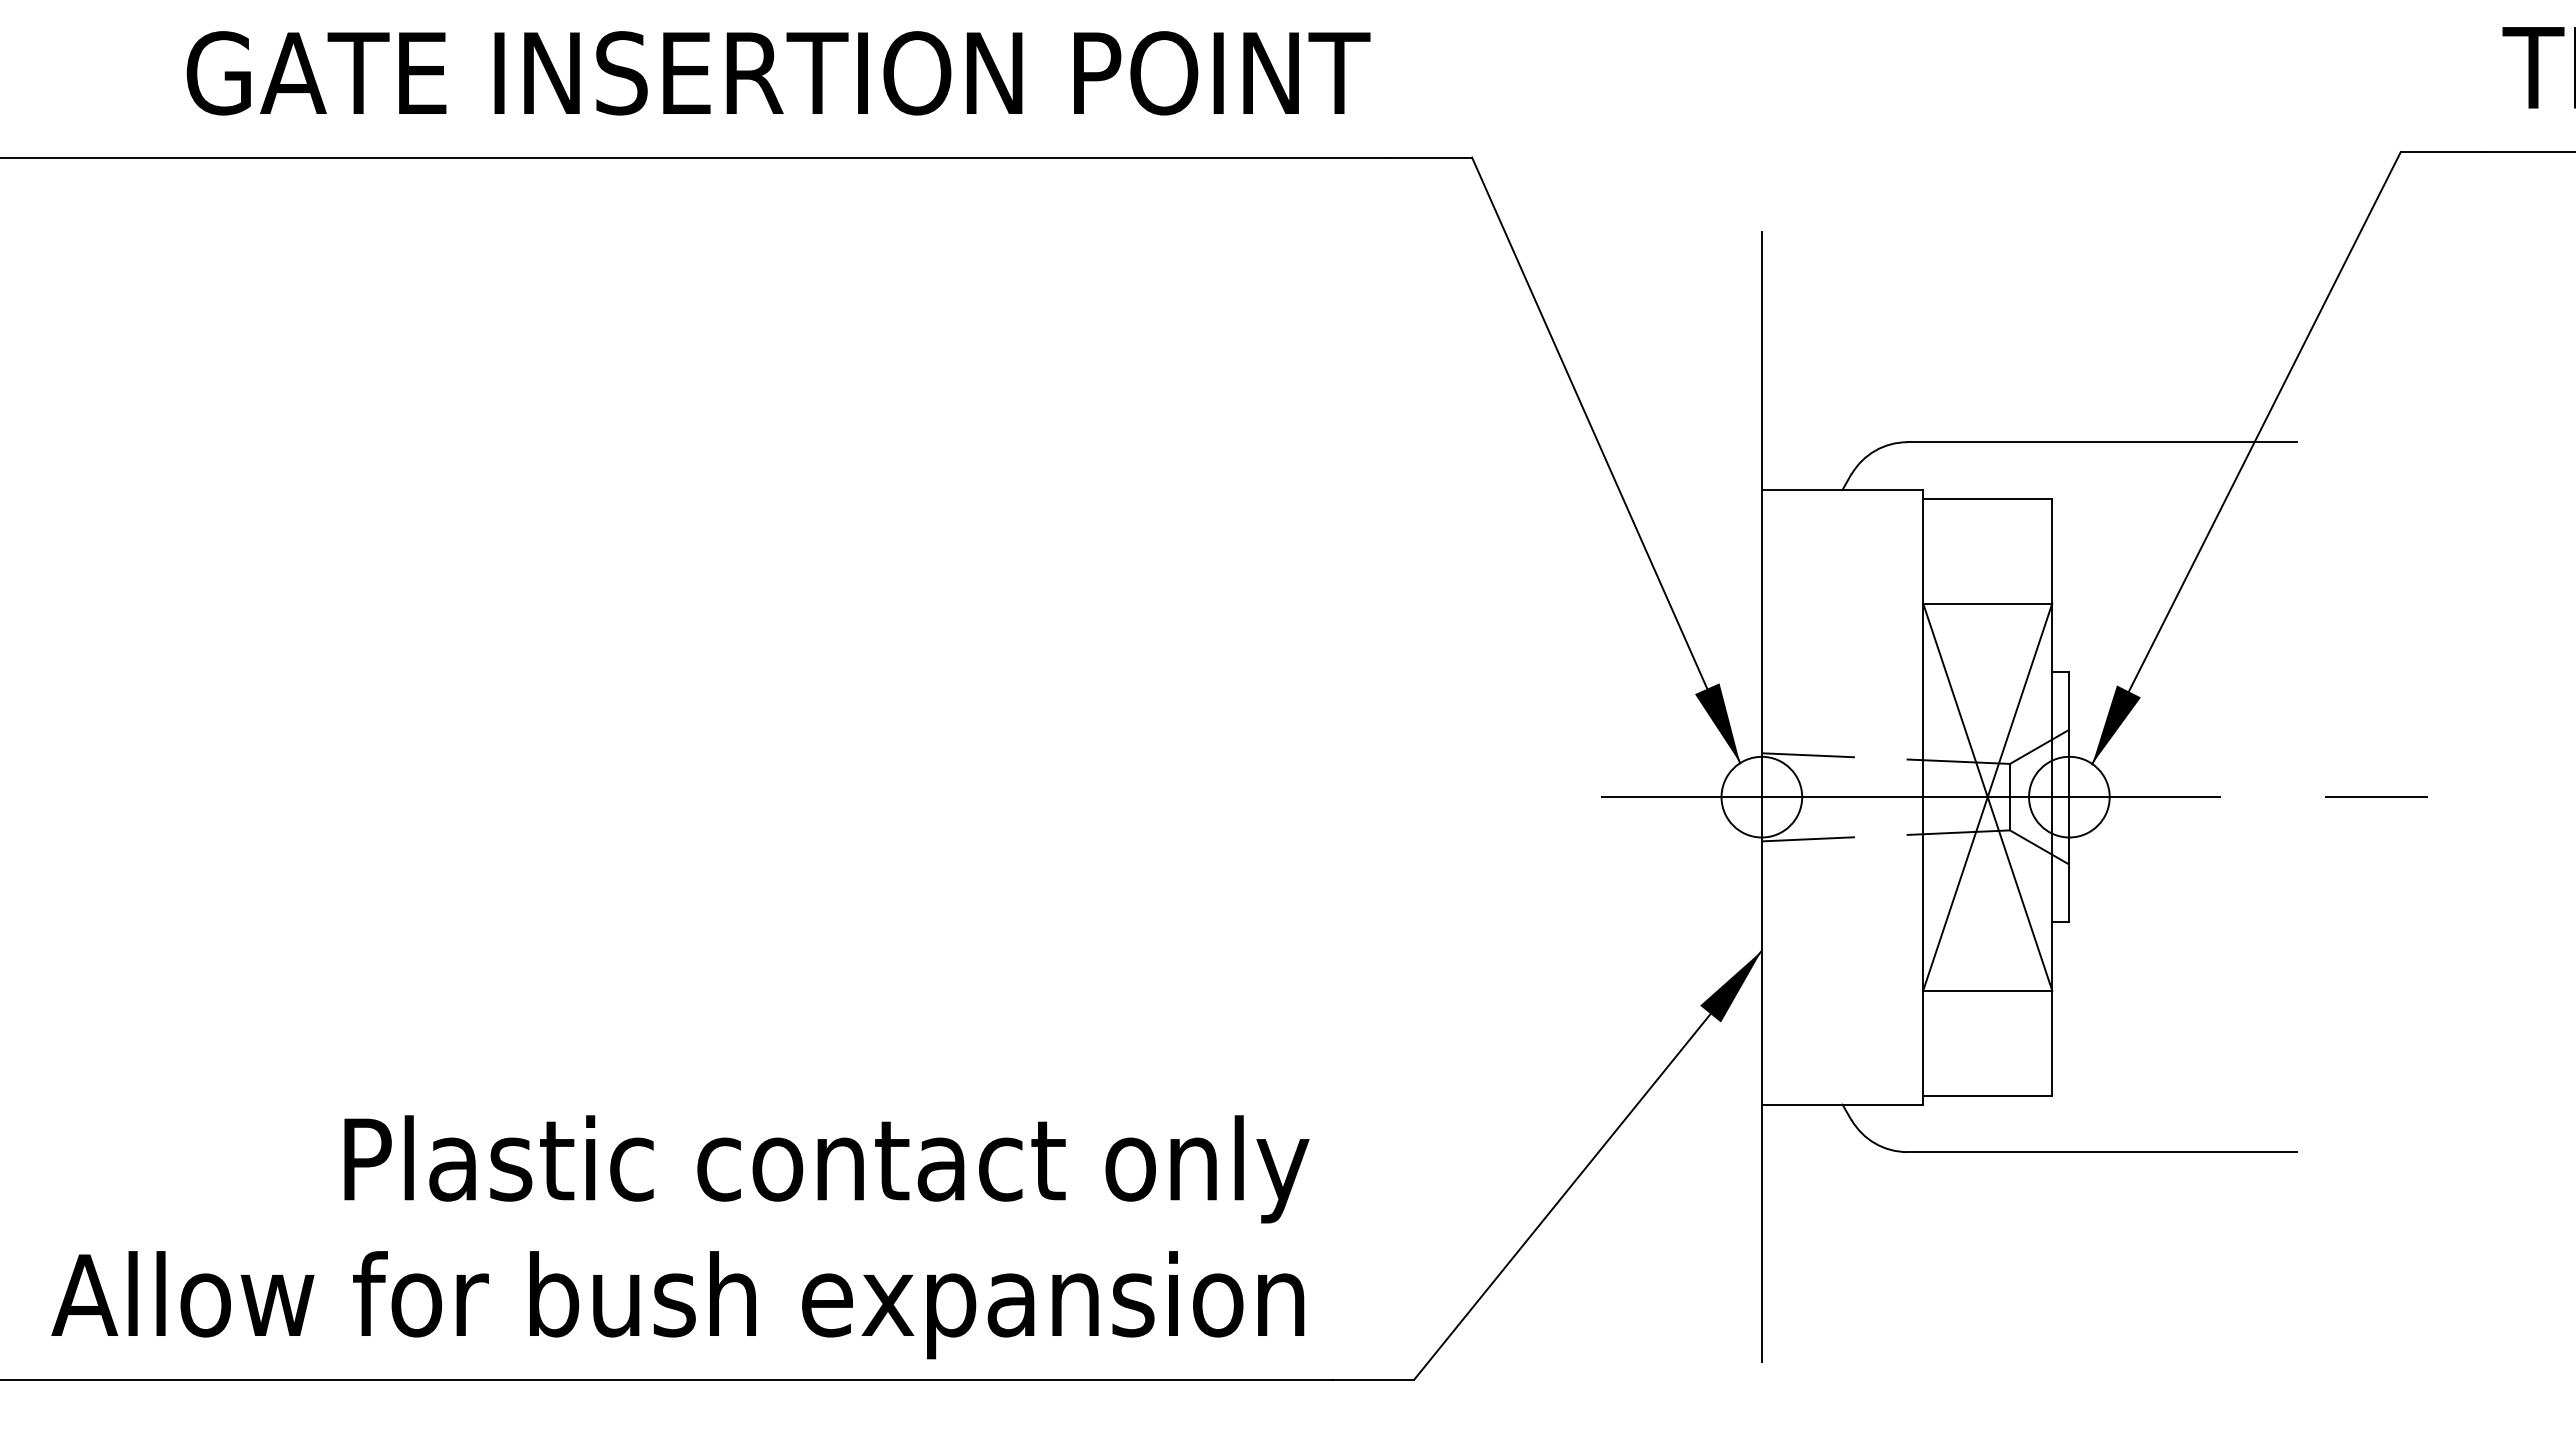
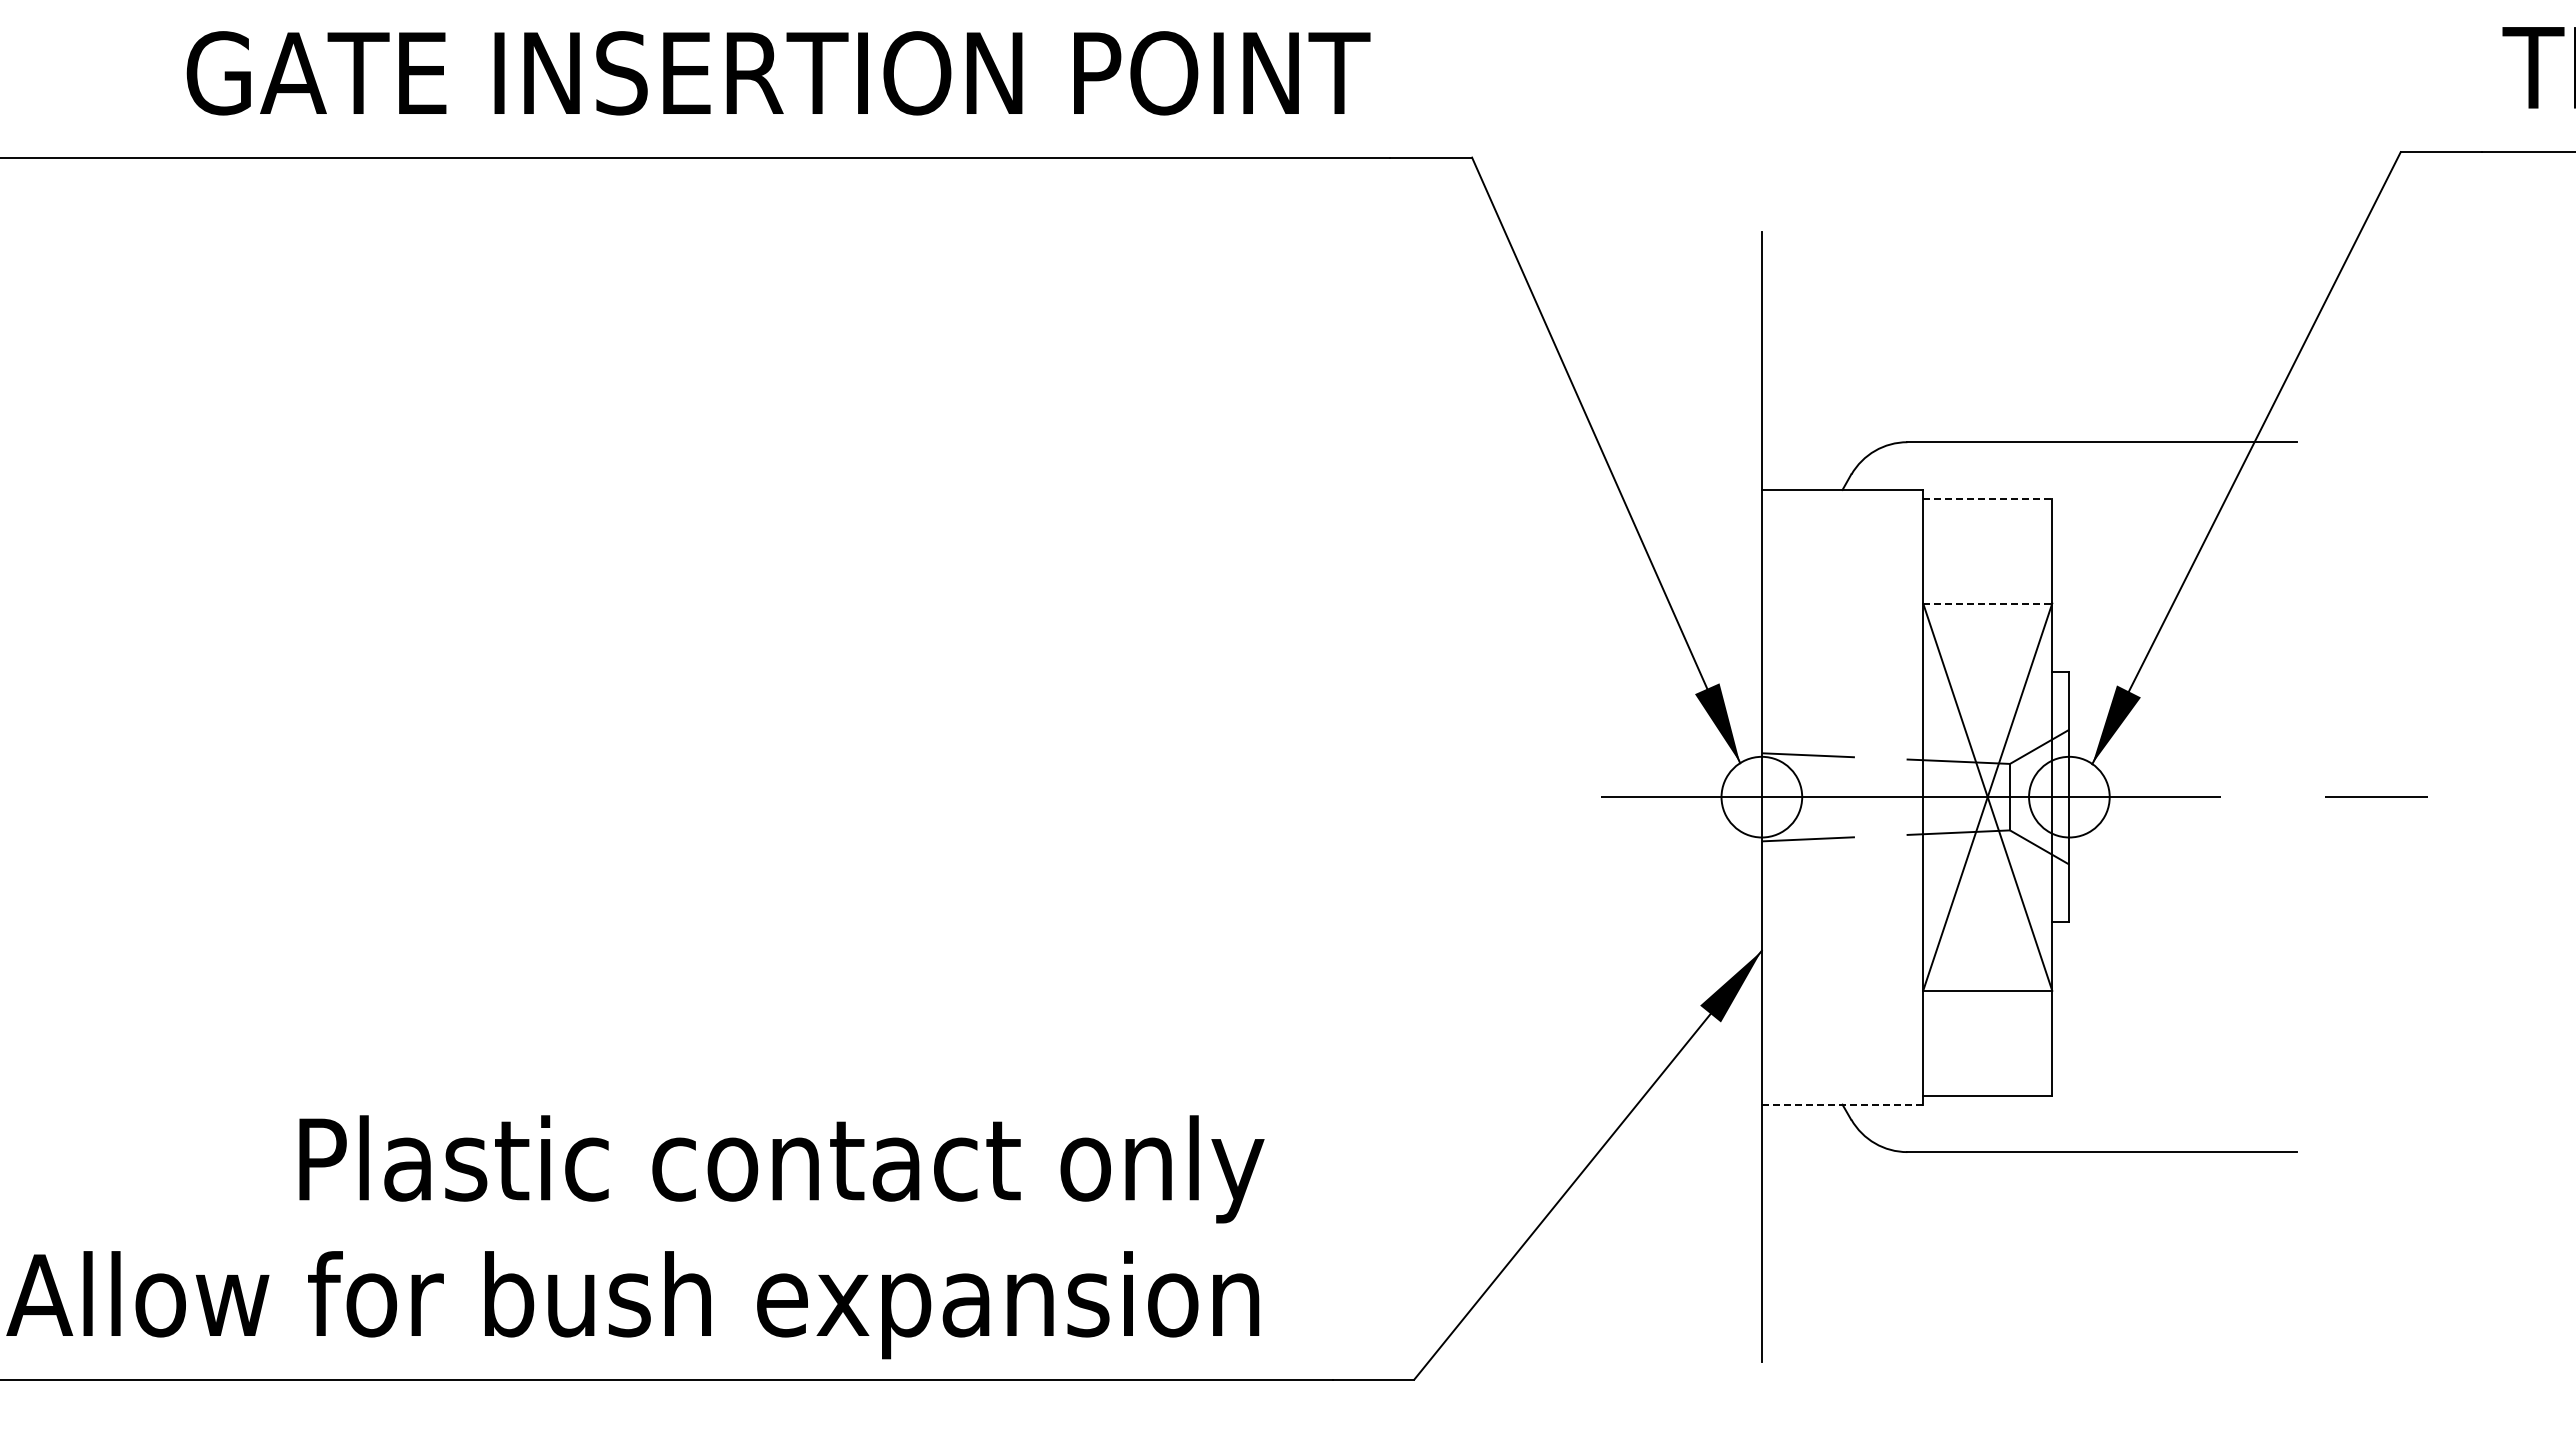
line: solid -> dashed (1987, 498)
line: solid -> dashed (1987, 603)
line: solid -> dashed (1842, 1104)
text position: (680, 1237) -> (635, 1237) (635, 1237)
